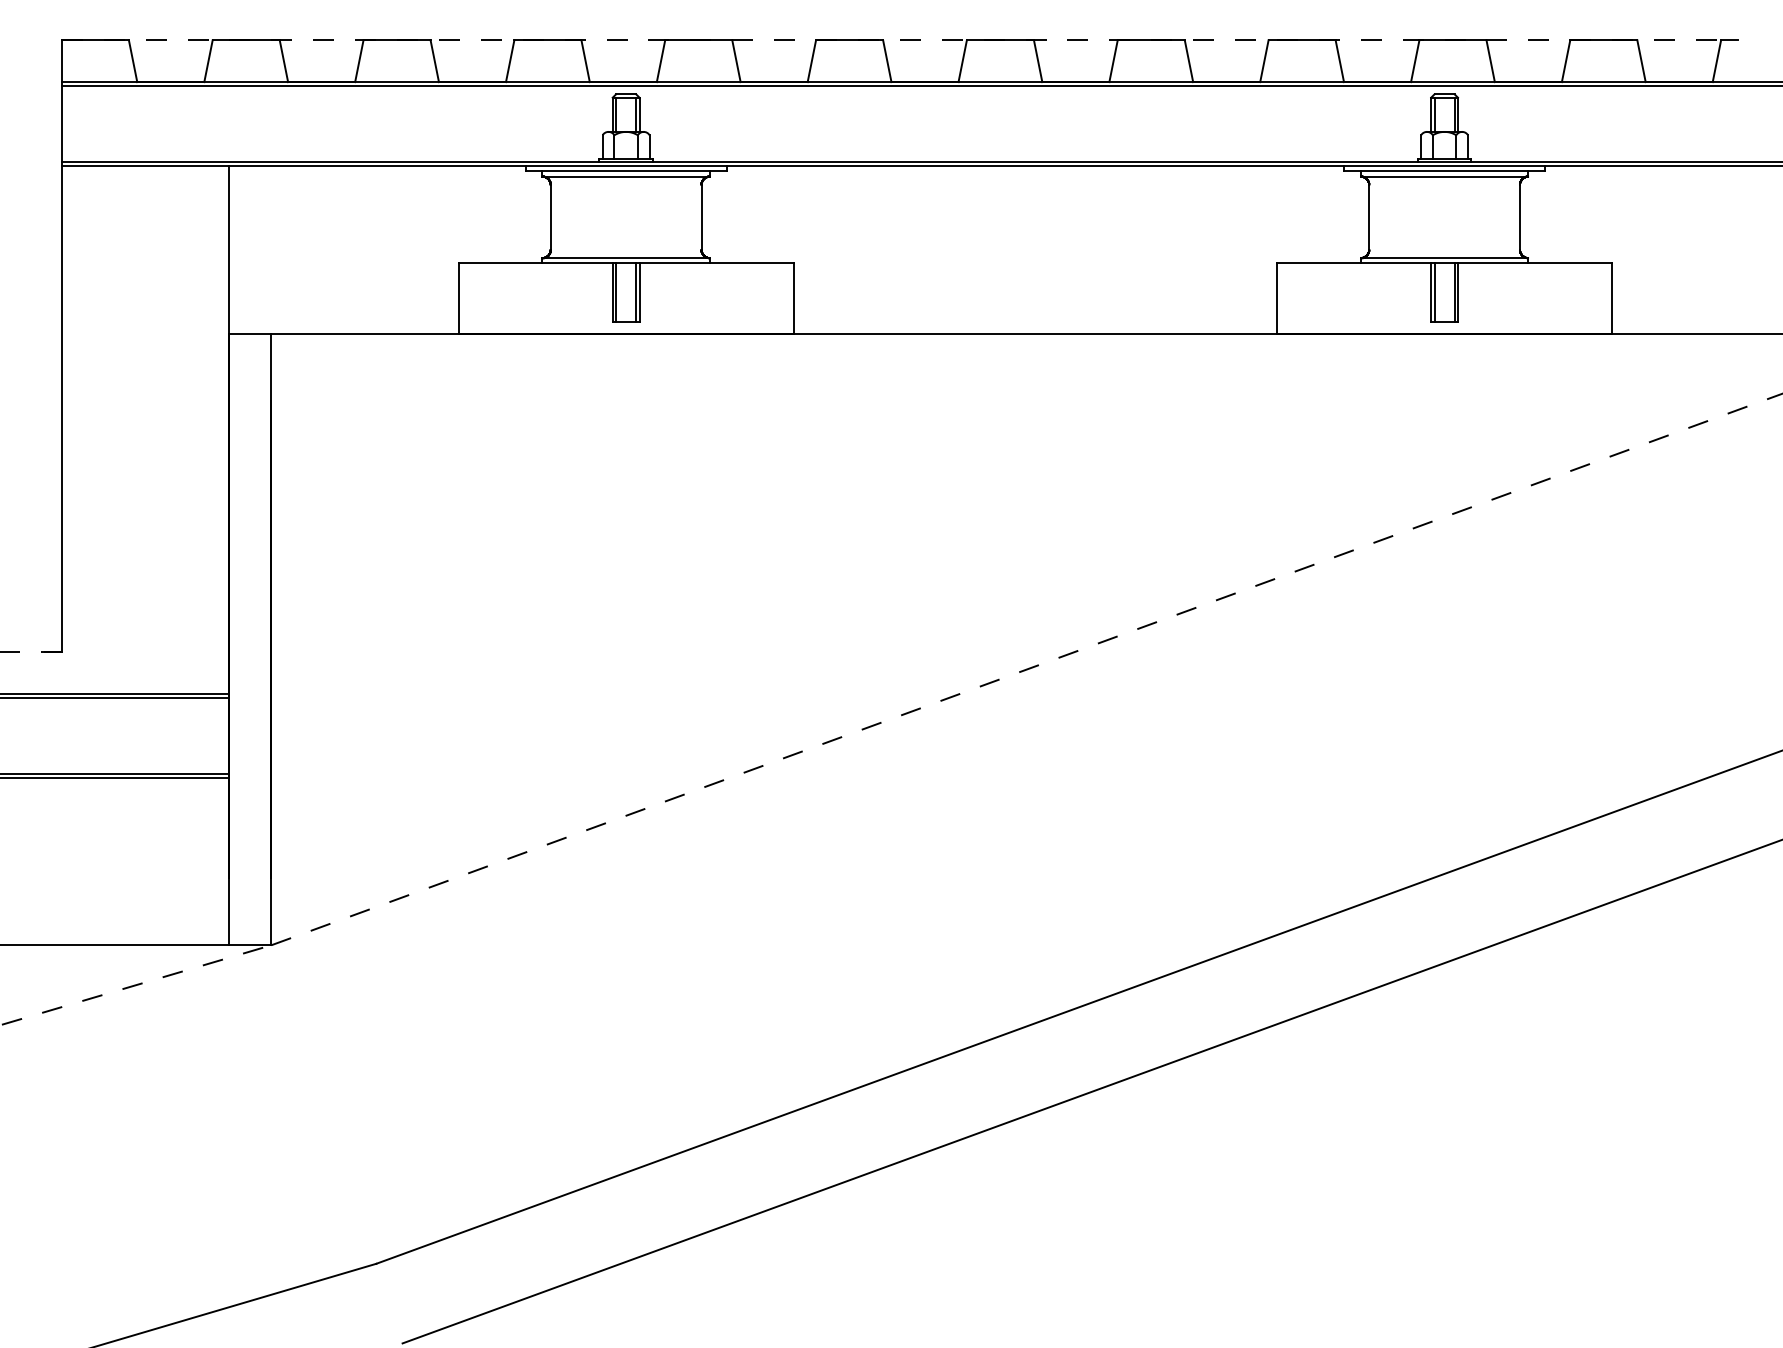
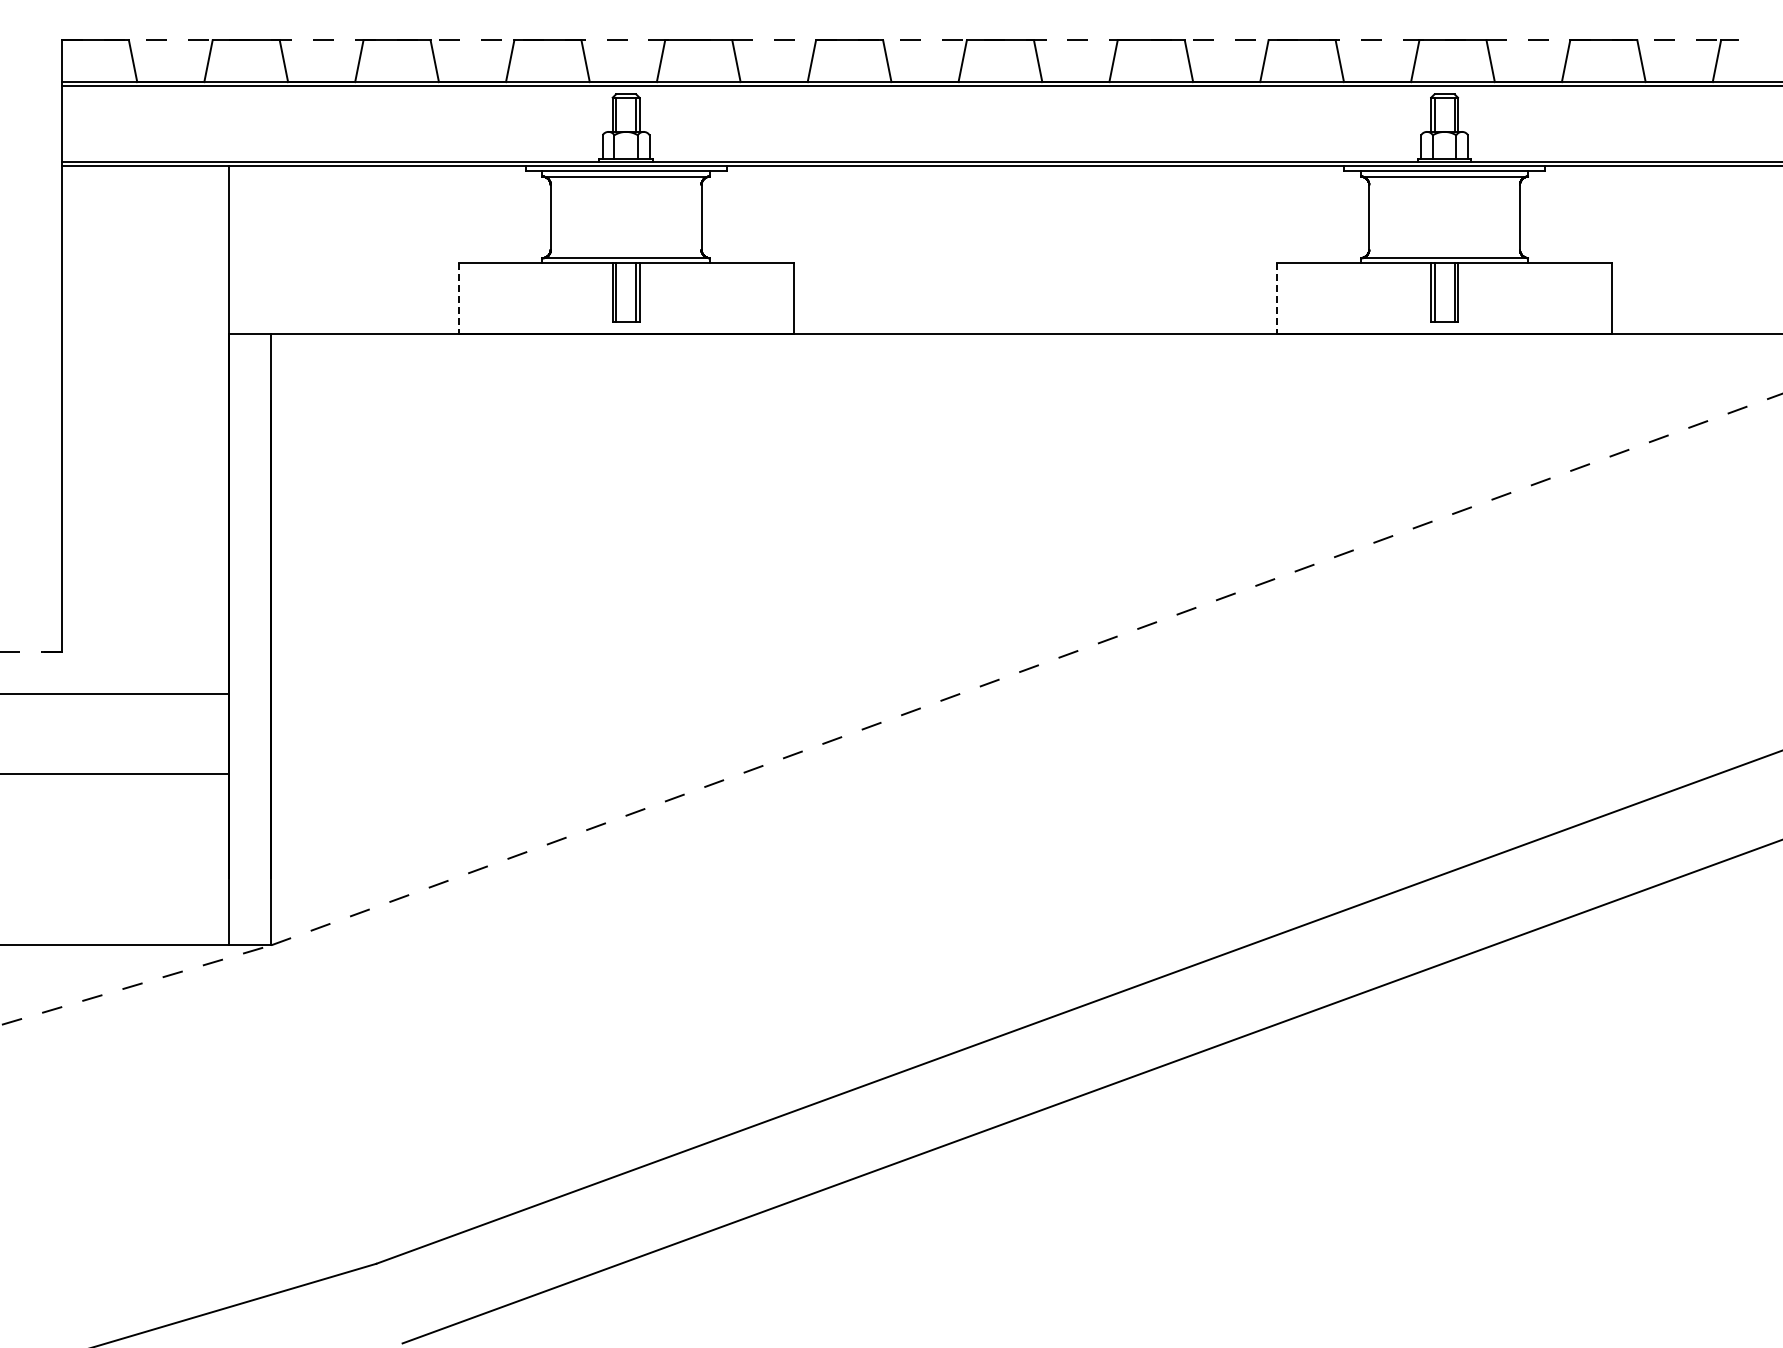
line: solid -> dashed (458, 299)
line: solid -> dashed (1276, 299)
line: present -> none (115, 697)
line: present -> none (115, 777)
